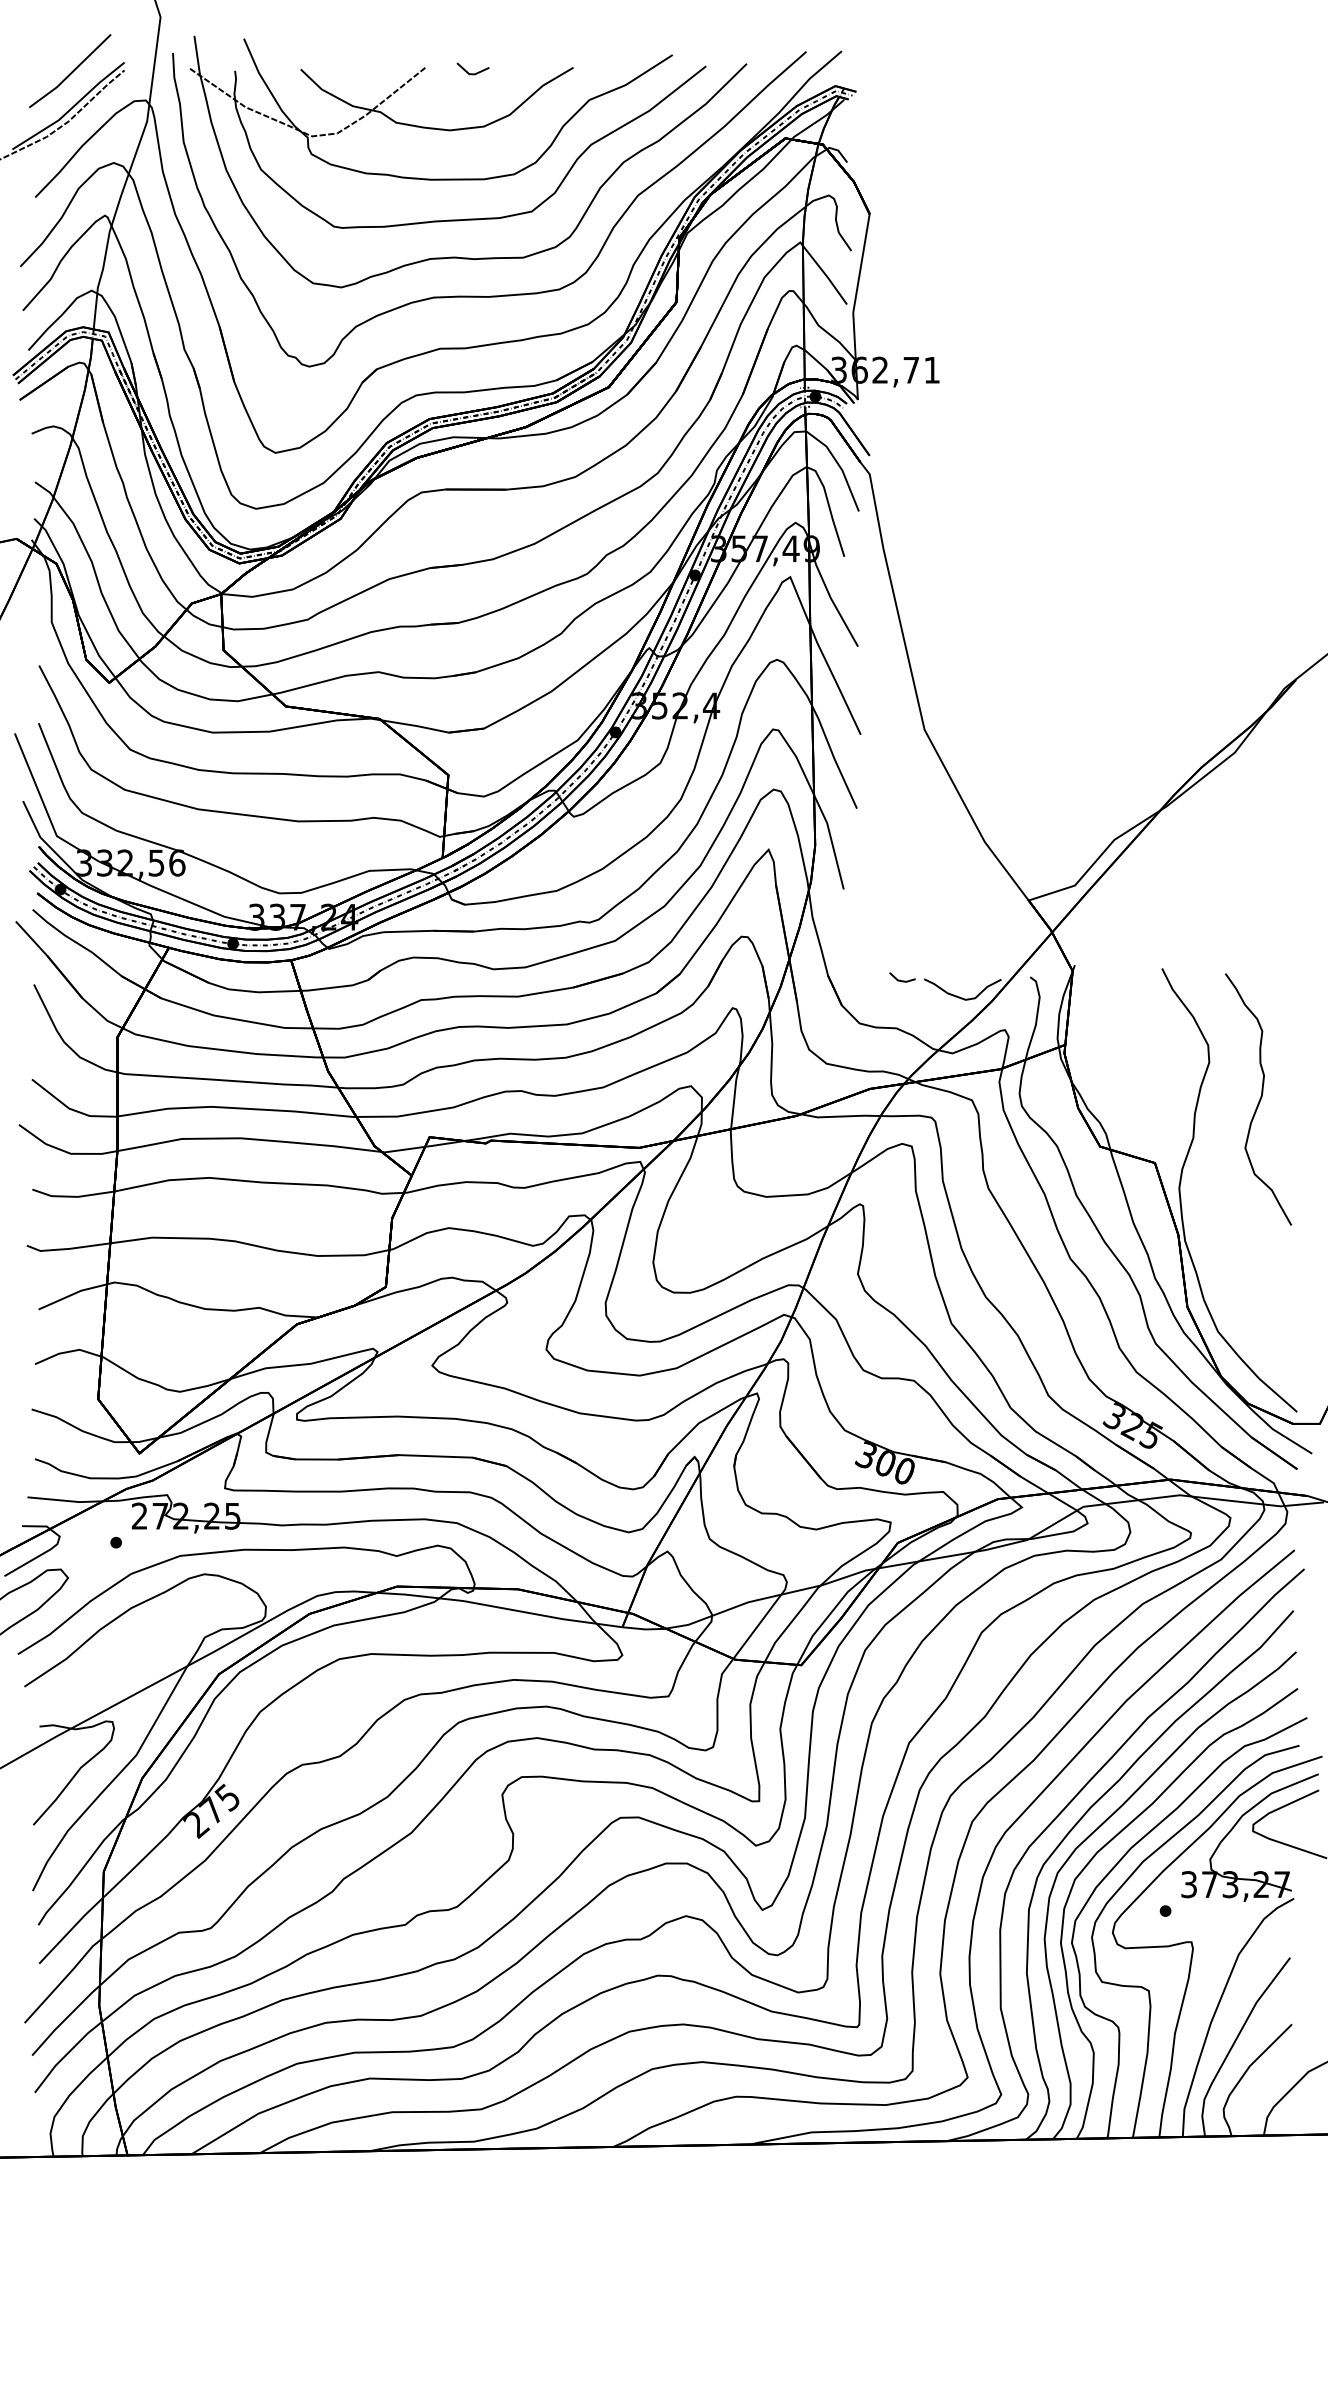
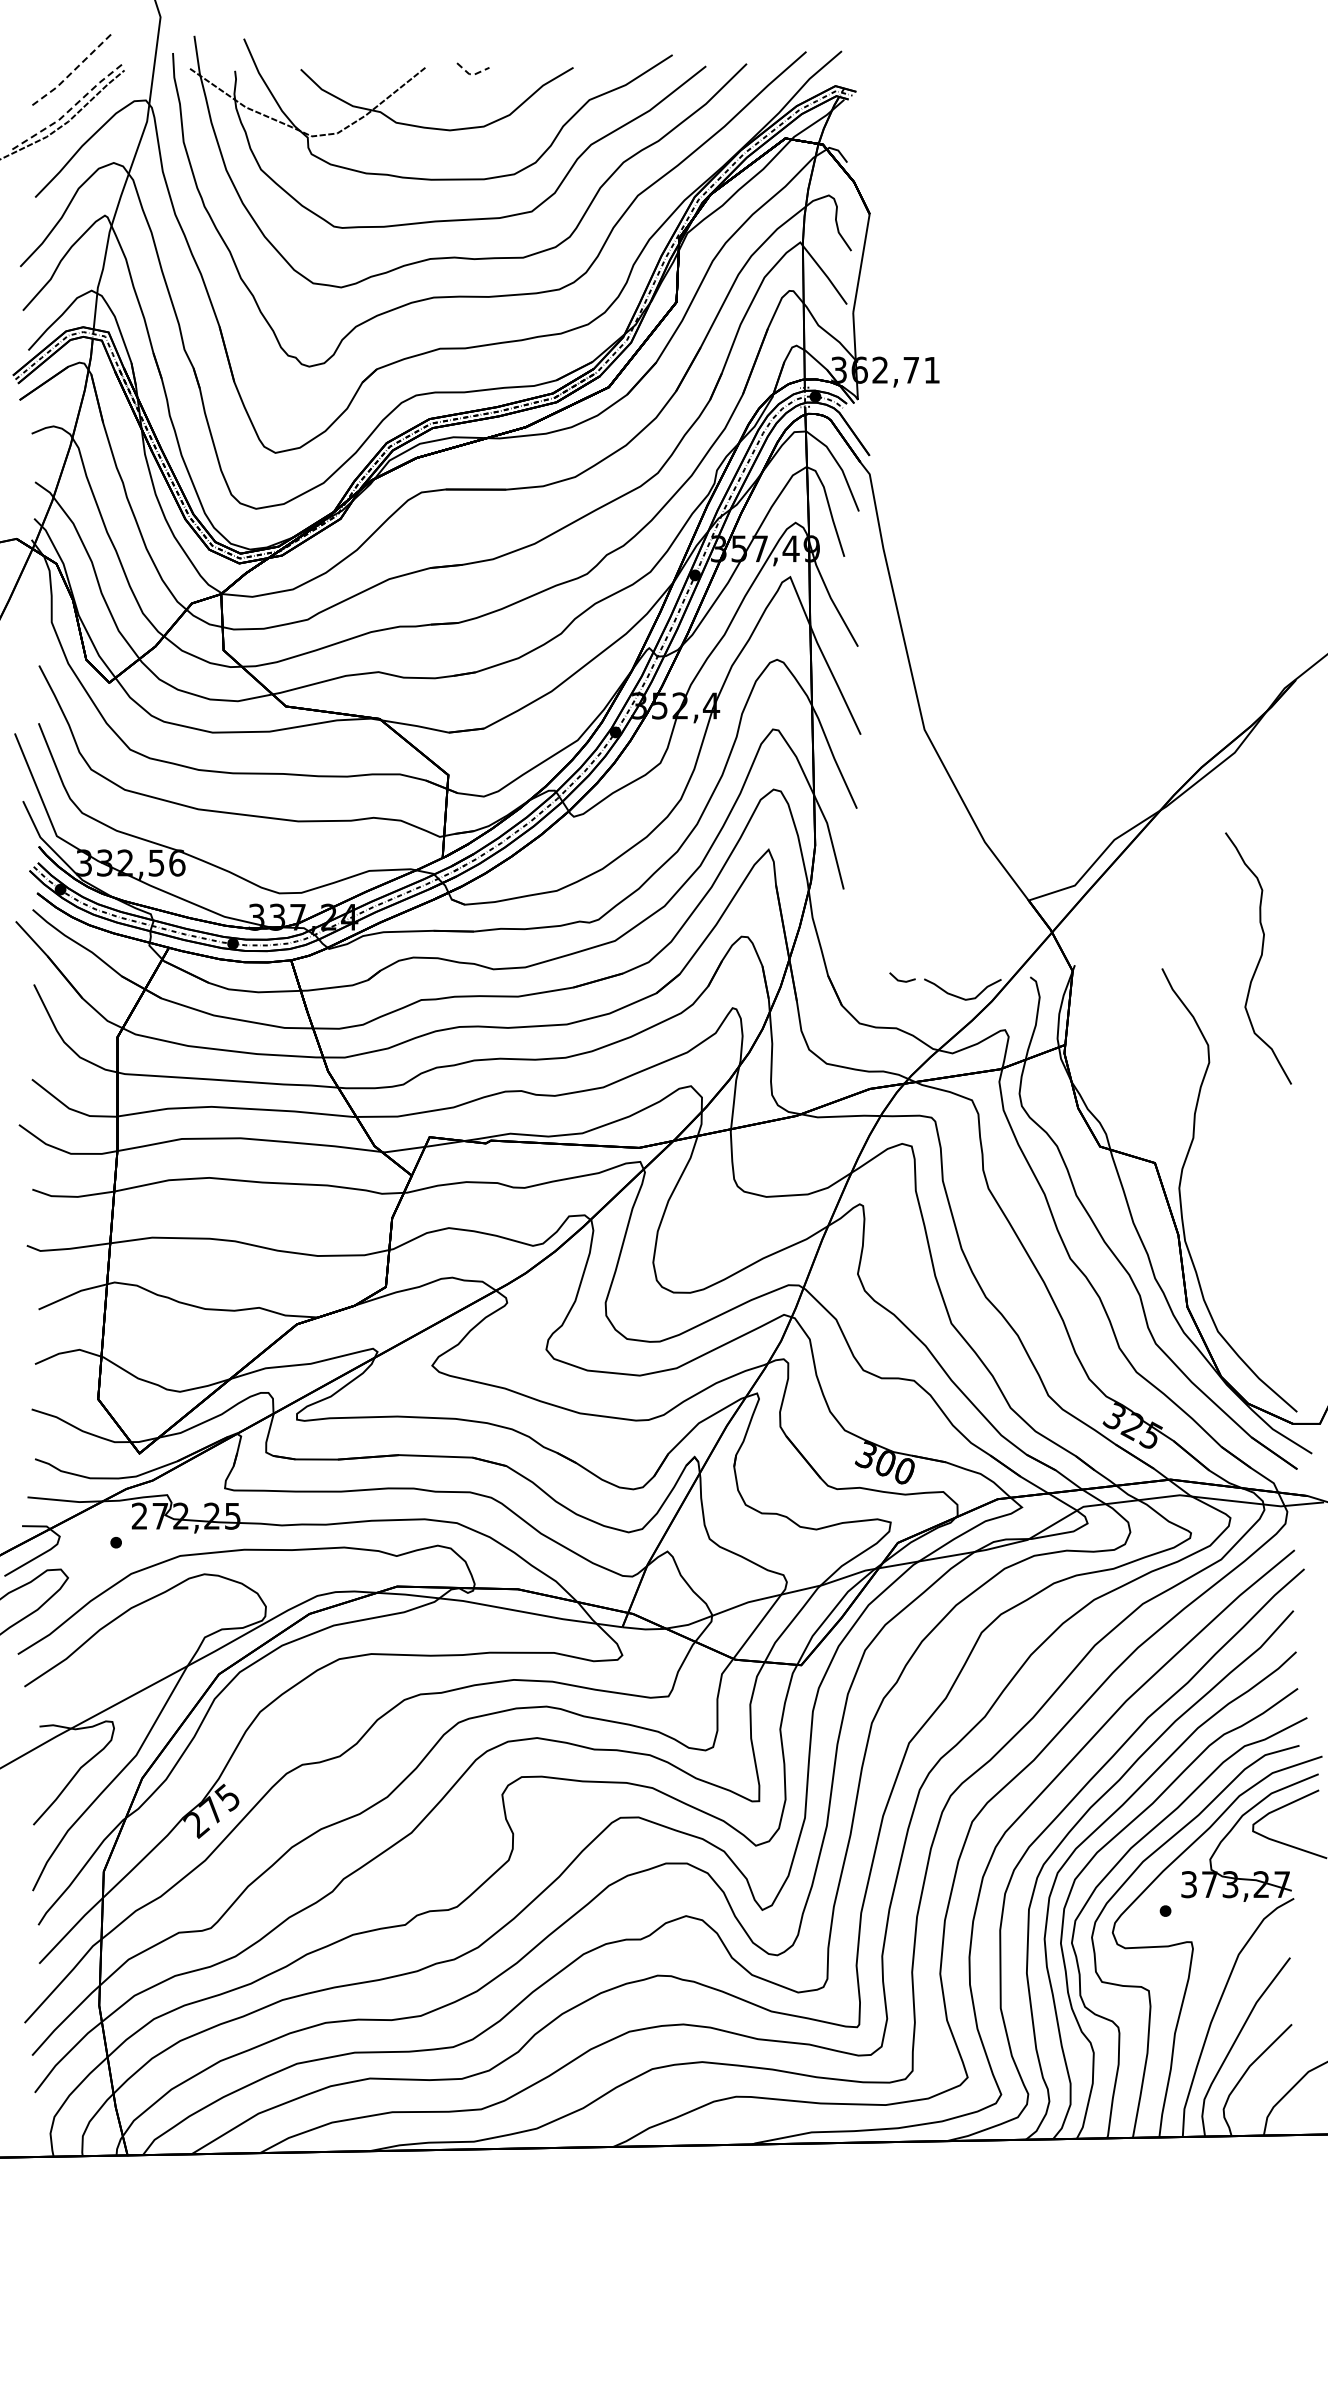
line: solid -> dashed (71, 73)
line: solid -> dashed (472, 74)
line: solid -> dashed (70, 109)
curve position: (1259, 1099) -> (1259, 958) (1259, 958)
